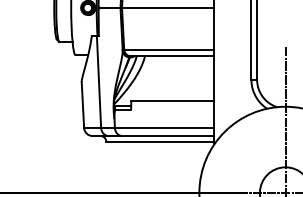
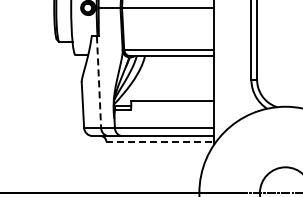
line: solid -> dashed (99, 82)
line: present -> none (285, 120)
line: solid -> dashed (160, 141)
